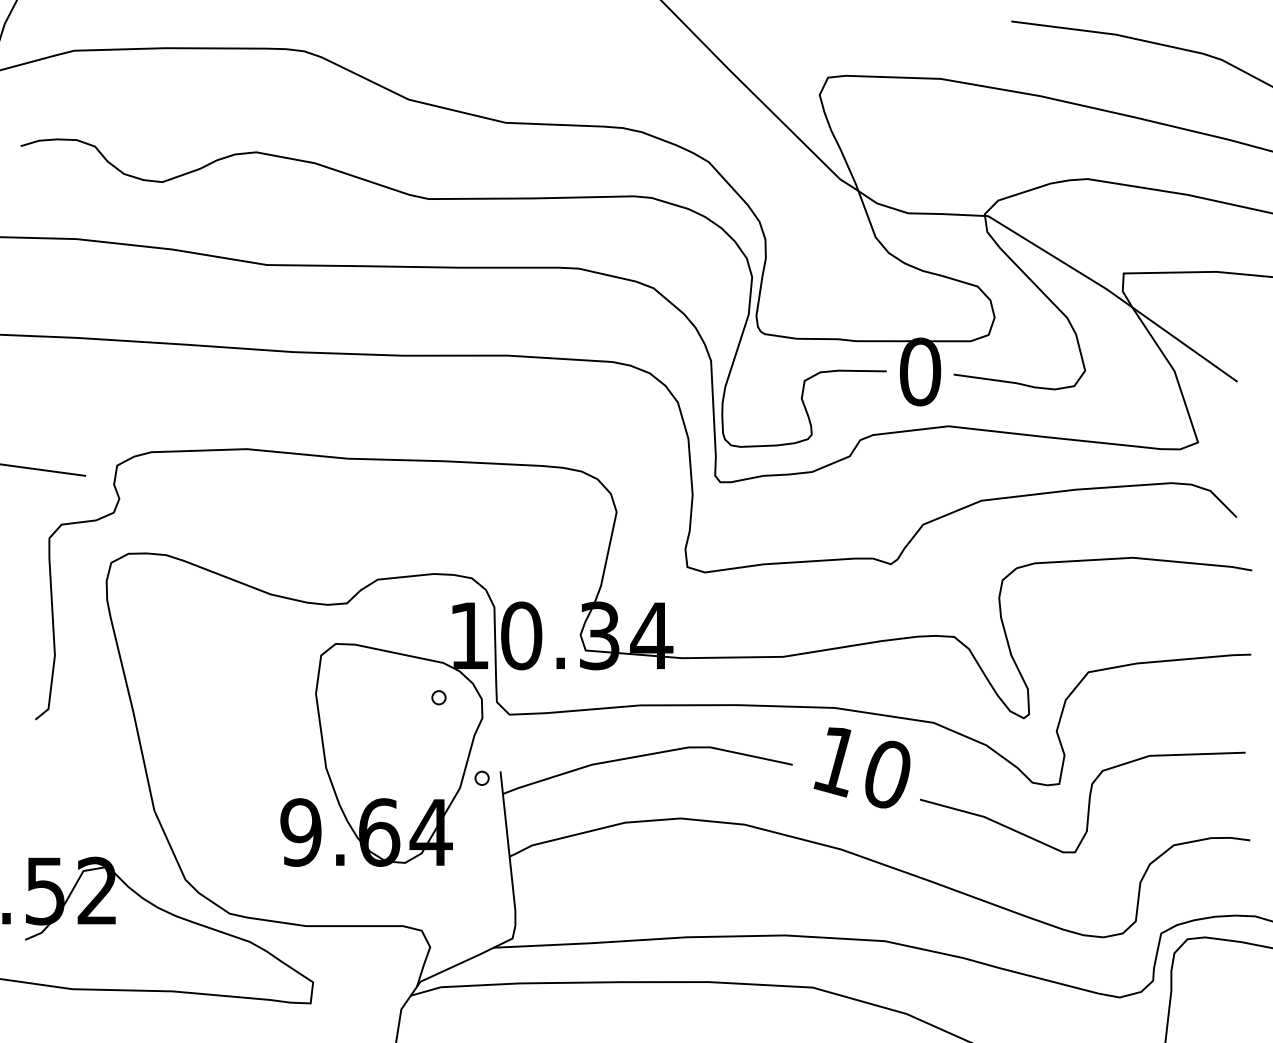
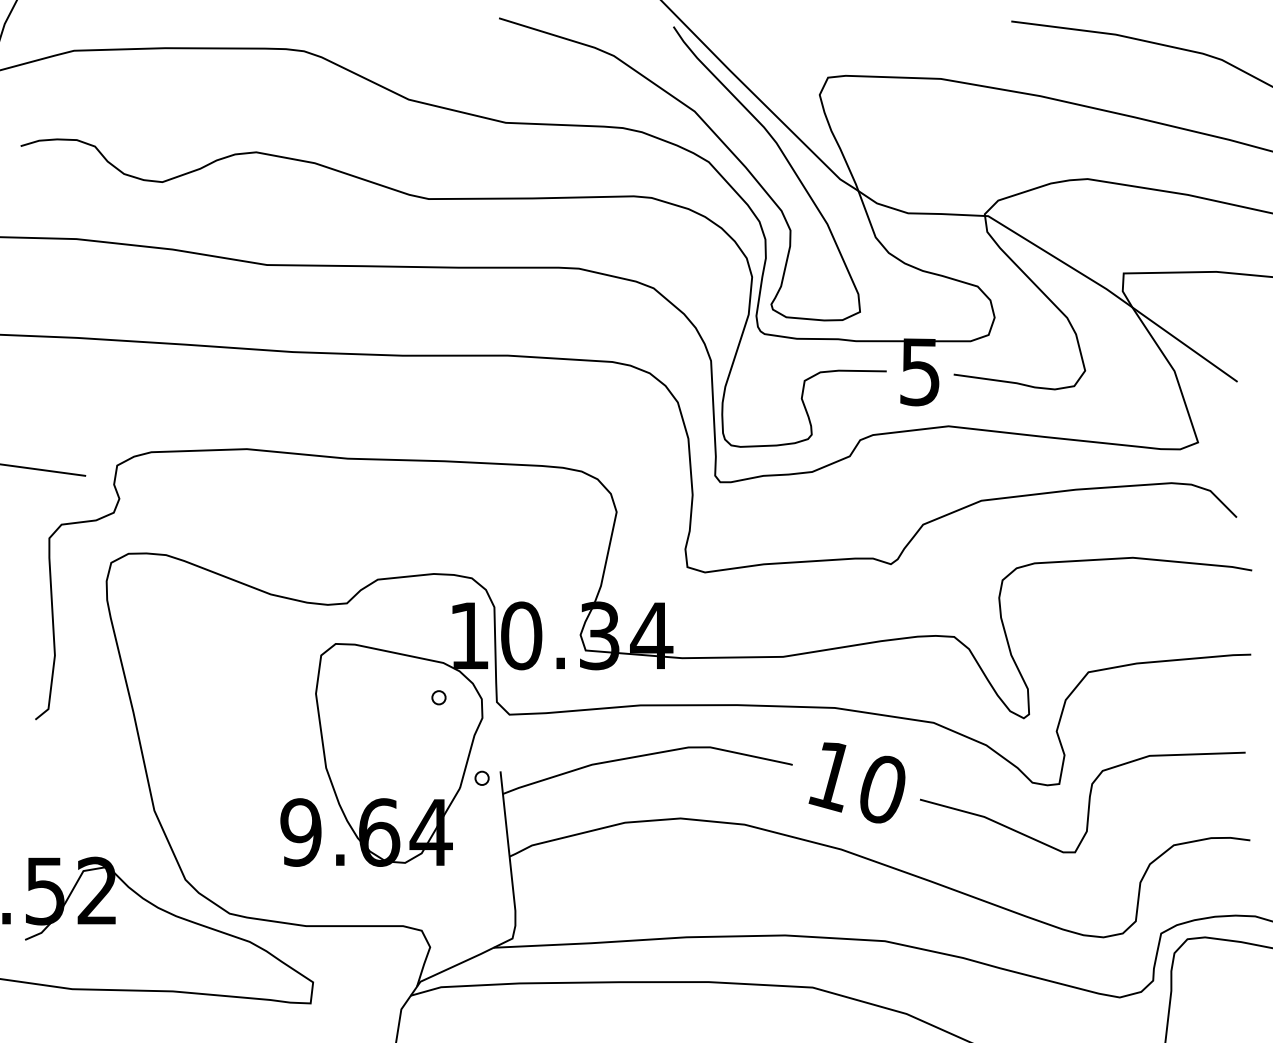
curve: none -> present (718, 139)
text: 0 -> 5 (920, 371)
text position: (861, 767) -> (856, 782) (856, 782)
